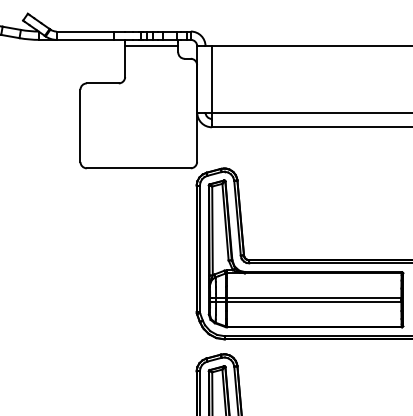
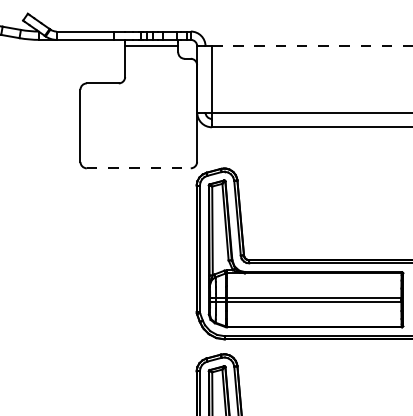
line: solid -> dashed (312, 46)
line: solid -> dashed (138, 168)
